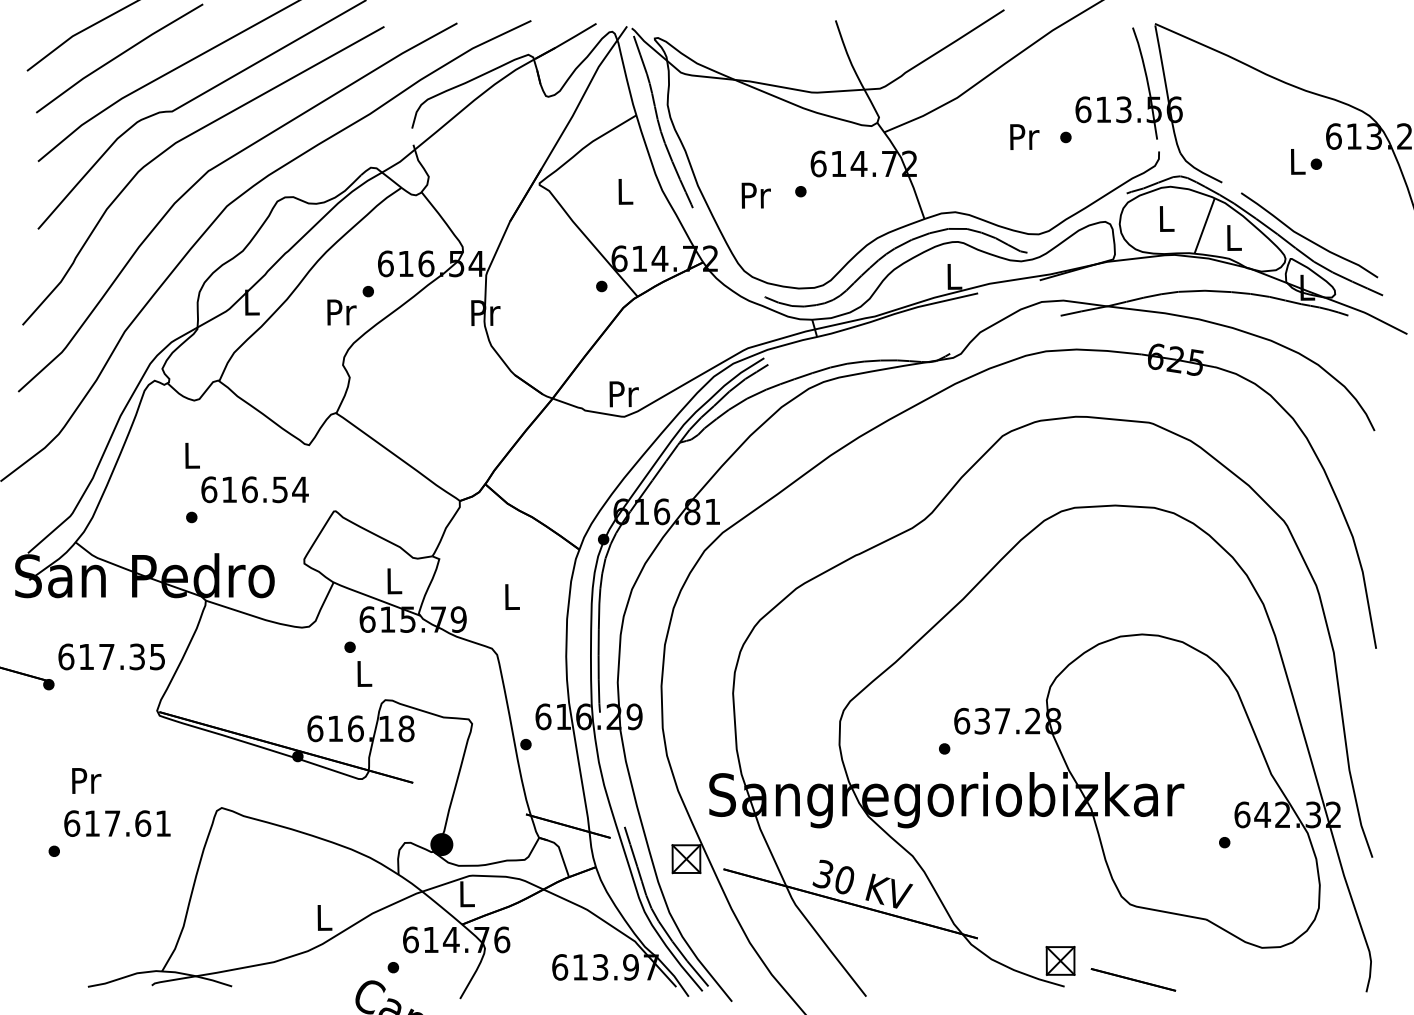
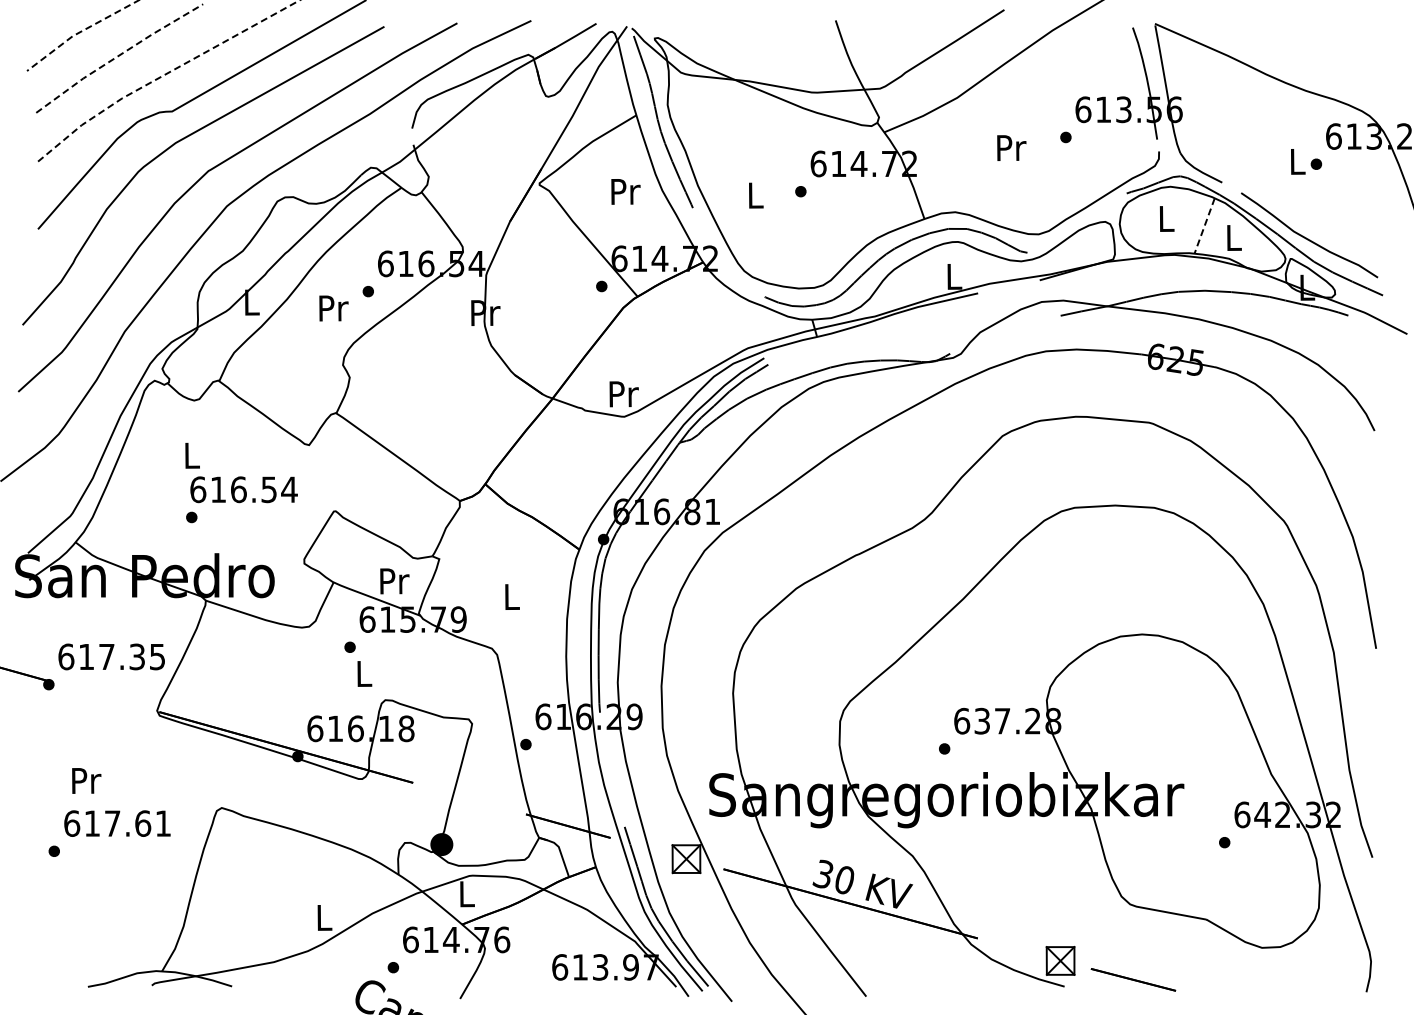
line: solid -> dashed (79, 32)
line: solid -> dashed (118, 56)
line: solid -> dashed (164, 75)
text position: (1024, 136) -> (1011, 147) (1011, 147)
text: L -> Pr (625, 191)
text: Pr -> L (755, 195)
line: solid -> dashed (1204, 226)
text position: (341, 312) -> (333, 308) (333, 308)
text position: (254, 489) -> (243, 489) (243, 489)
text: L -> Pr (394, 581)
